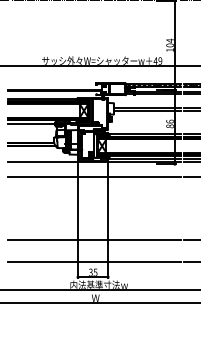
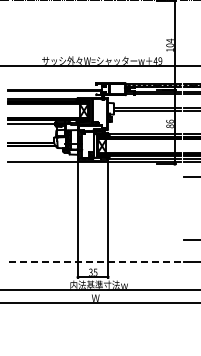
line: present -> none (94, 177)
line: present -> none (94, 239)
line: solid -> dashed (94, 261)
